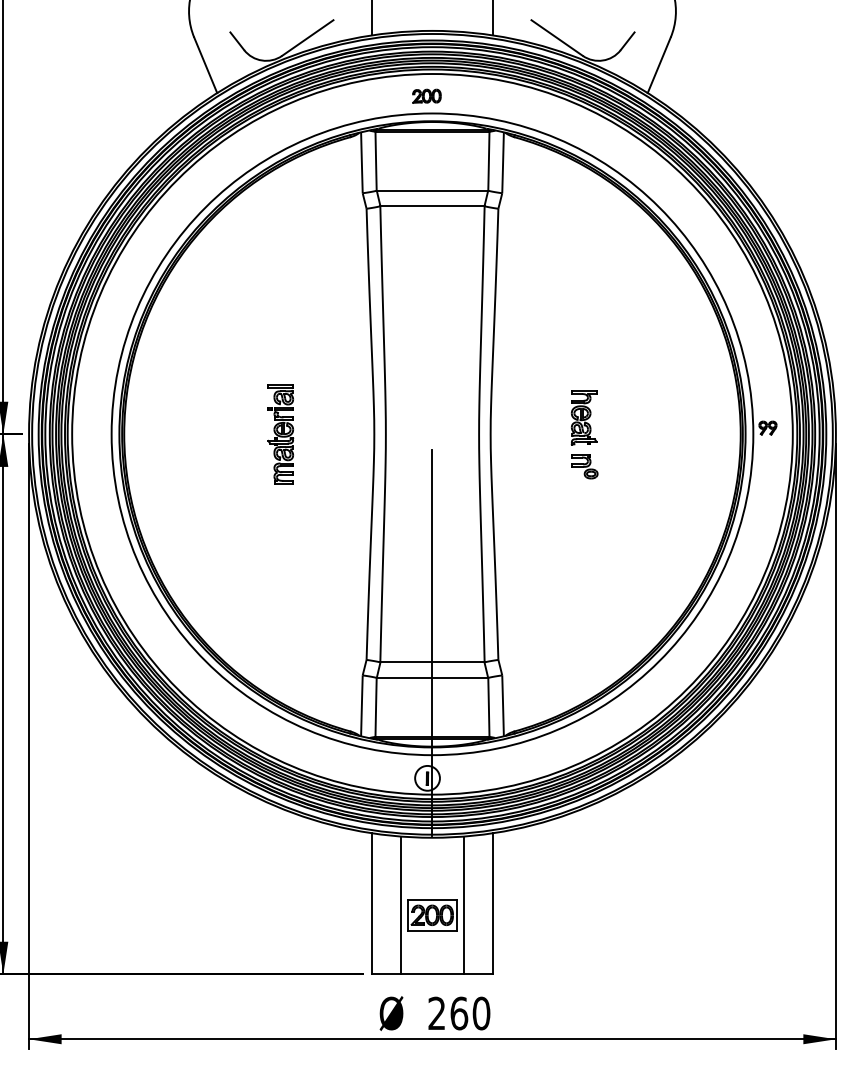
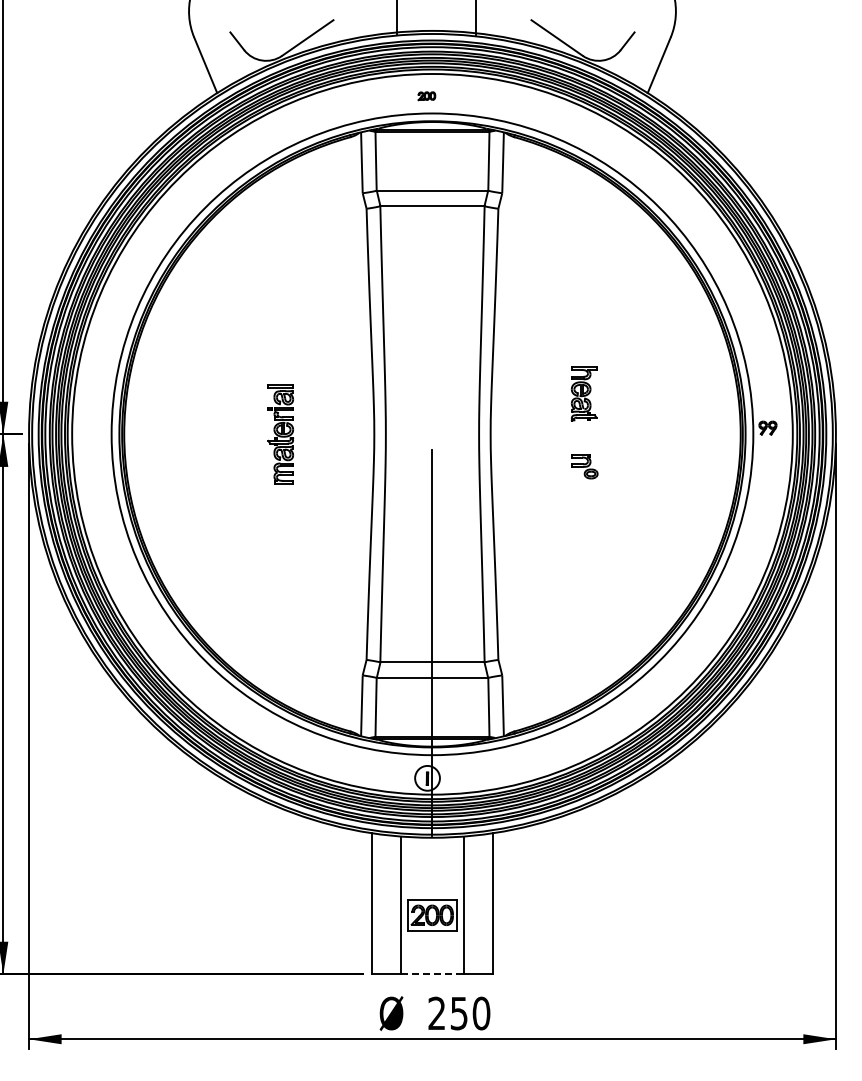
line position: (371, 18) -> (396, 18) (396, 18)
line position: (493, 18) -> (476, 18) (476, 18)
part size: 30x16 px -> 20x11 px (426, 96)
part position: (583, 417) -> (583, 393) (583, 393)
line: solid -> dashed (432, 974)
text: 260 -> 250 (459, 1013)
